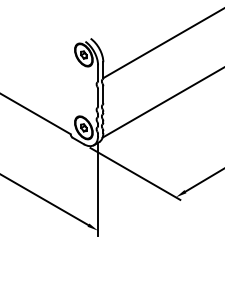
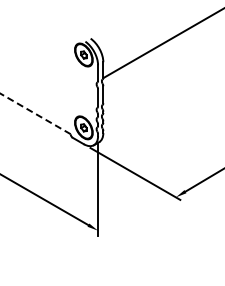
line: present -> none (161, 102)
line: solid -> dashed (35, 113)
